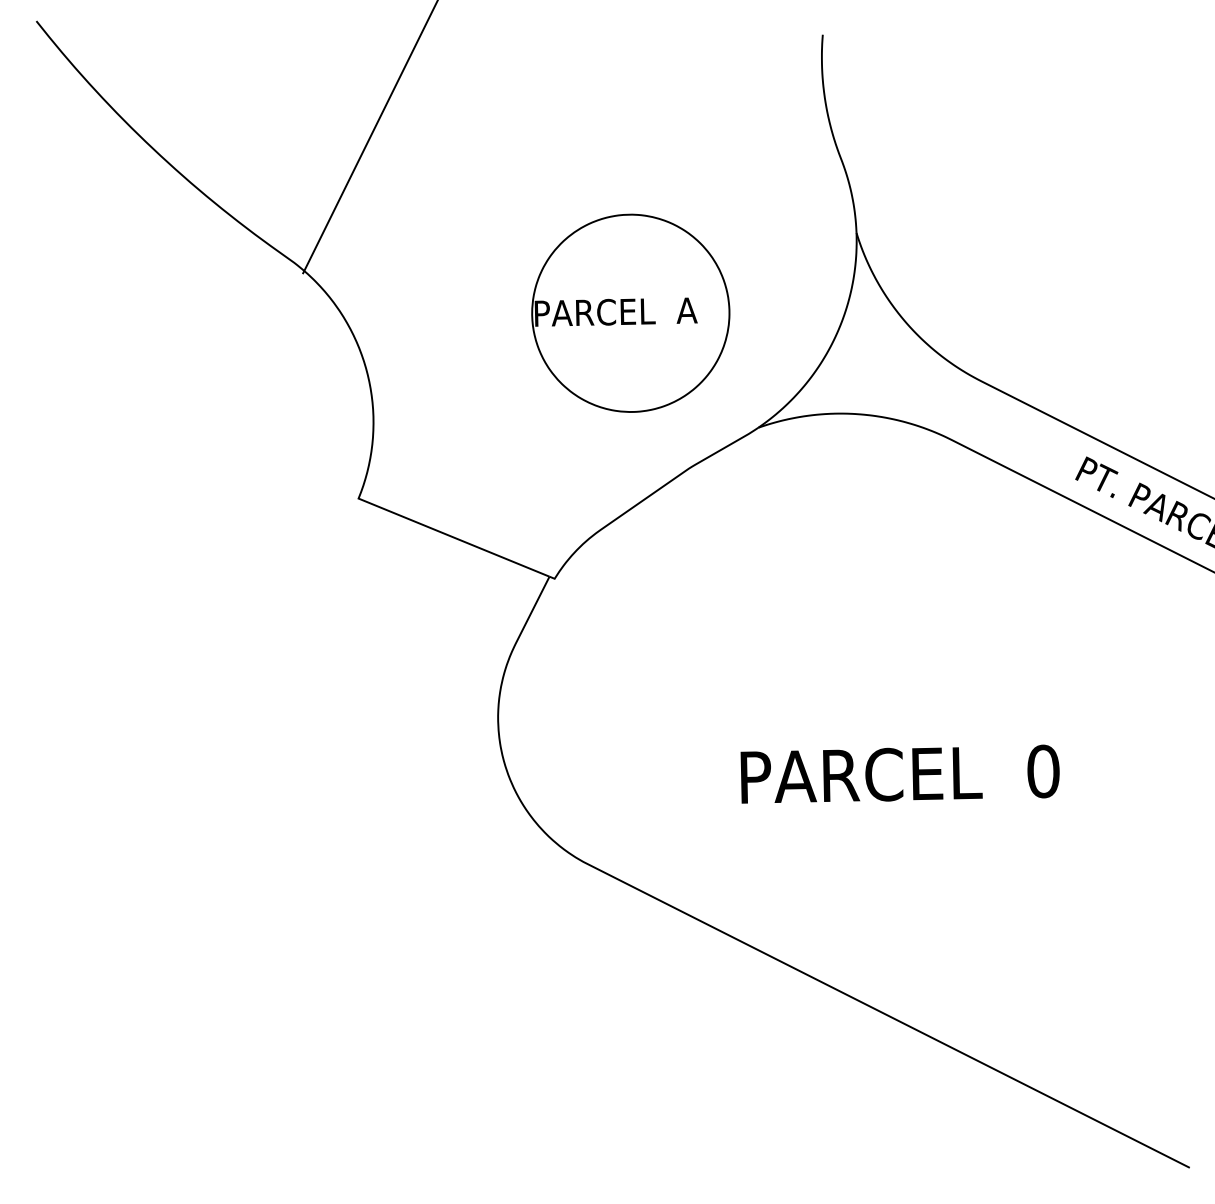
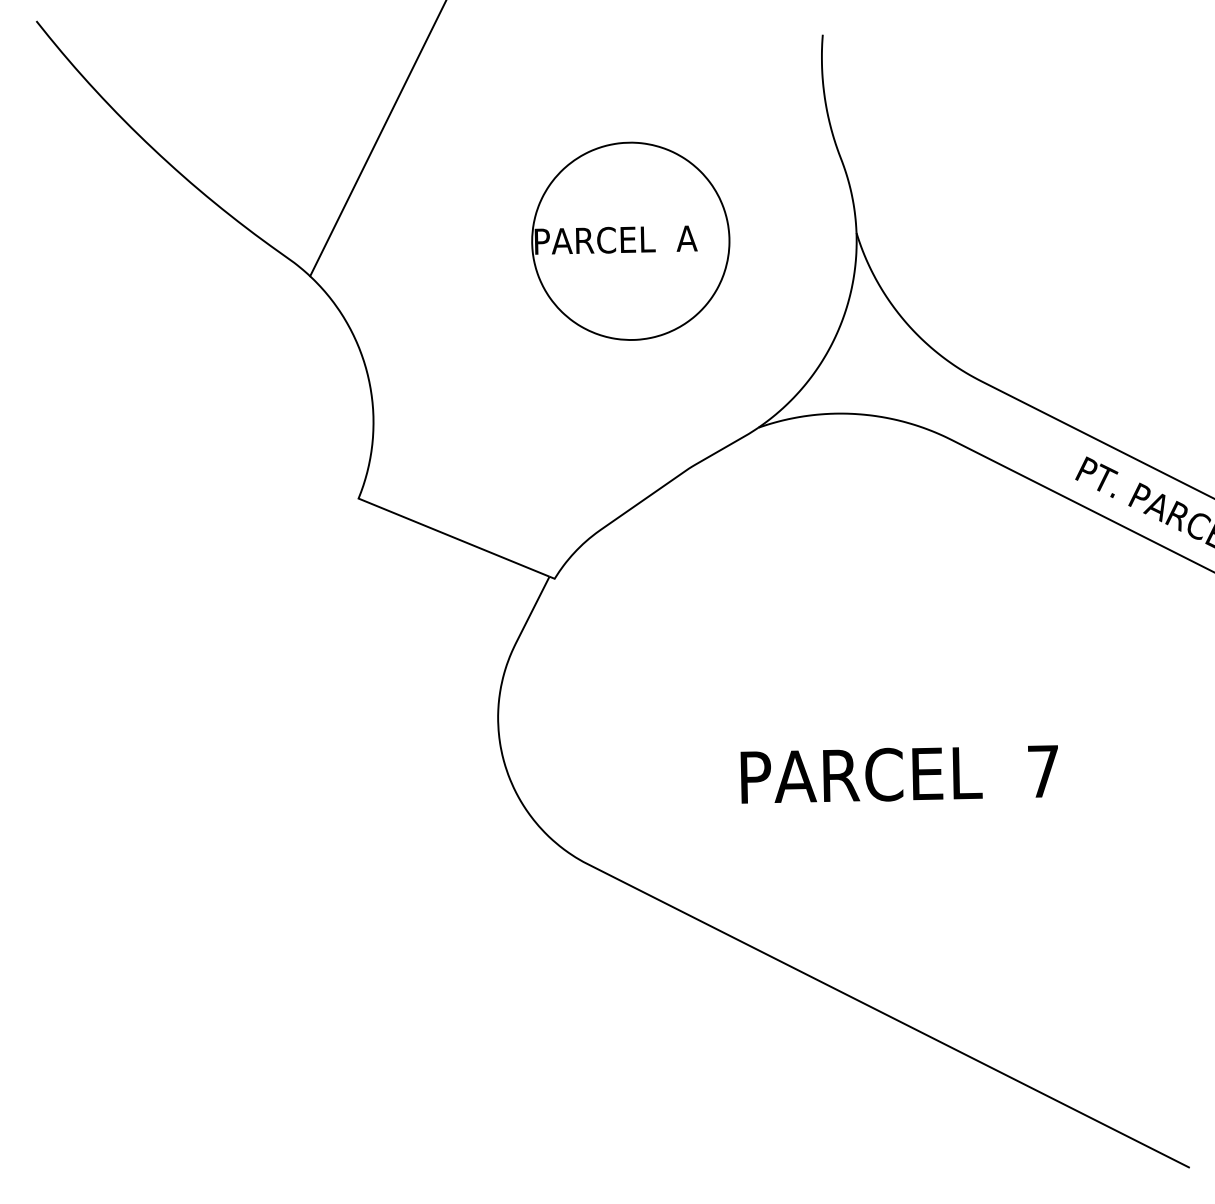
line position: (369, 137) -> (377, 139) (377, 139)
part position: (630, 312) -> (630, 240) (630, 240)
text: 0 -> 7 (1043, 771)
